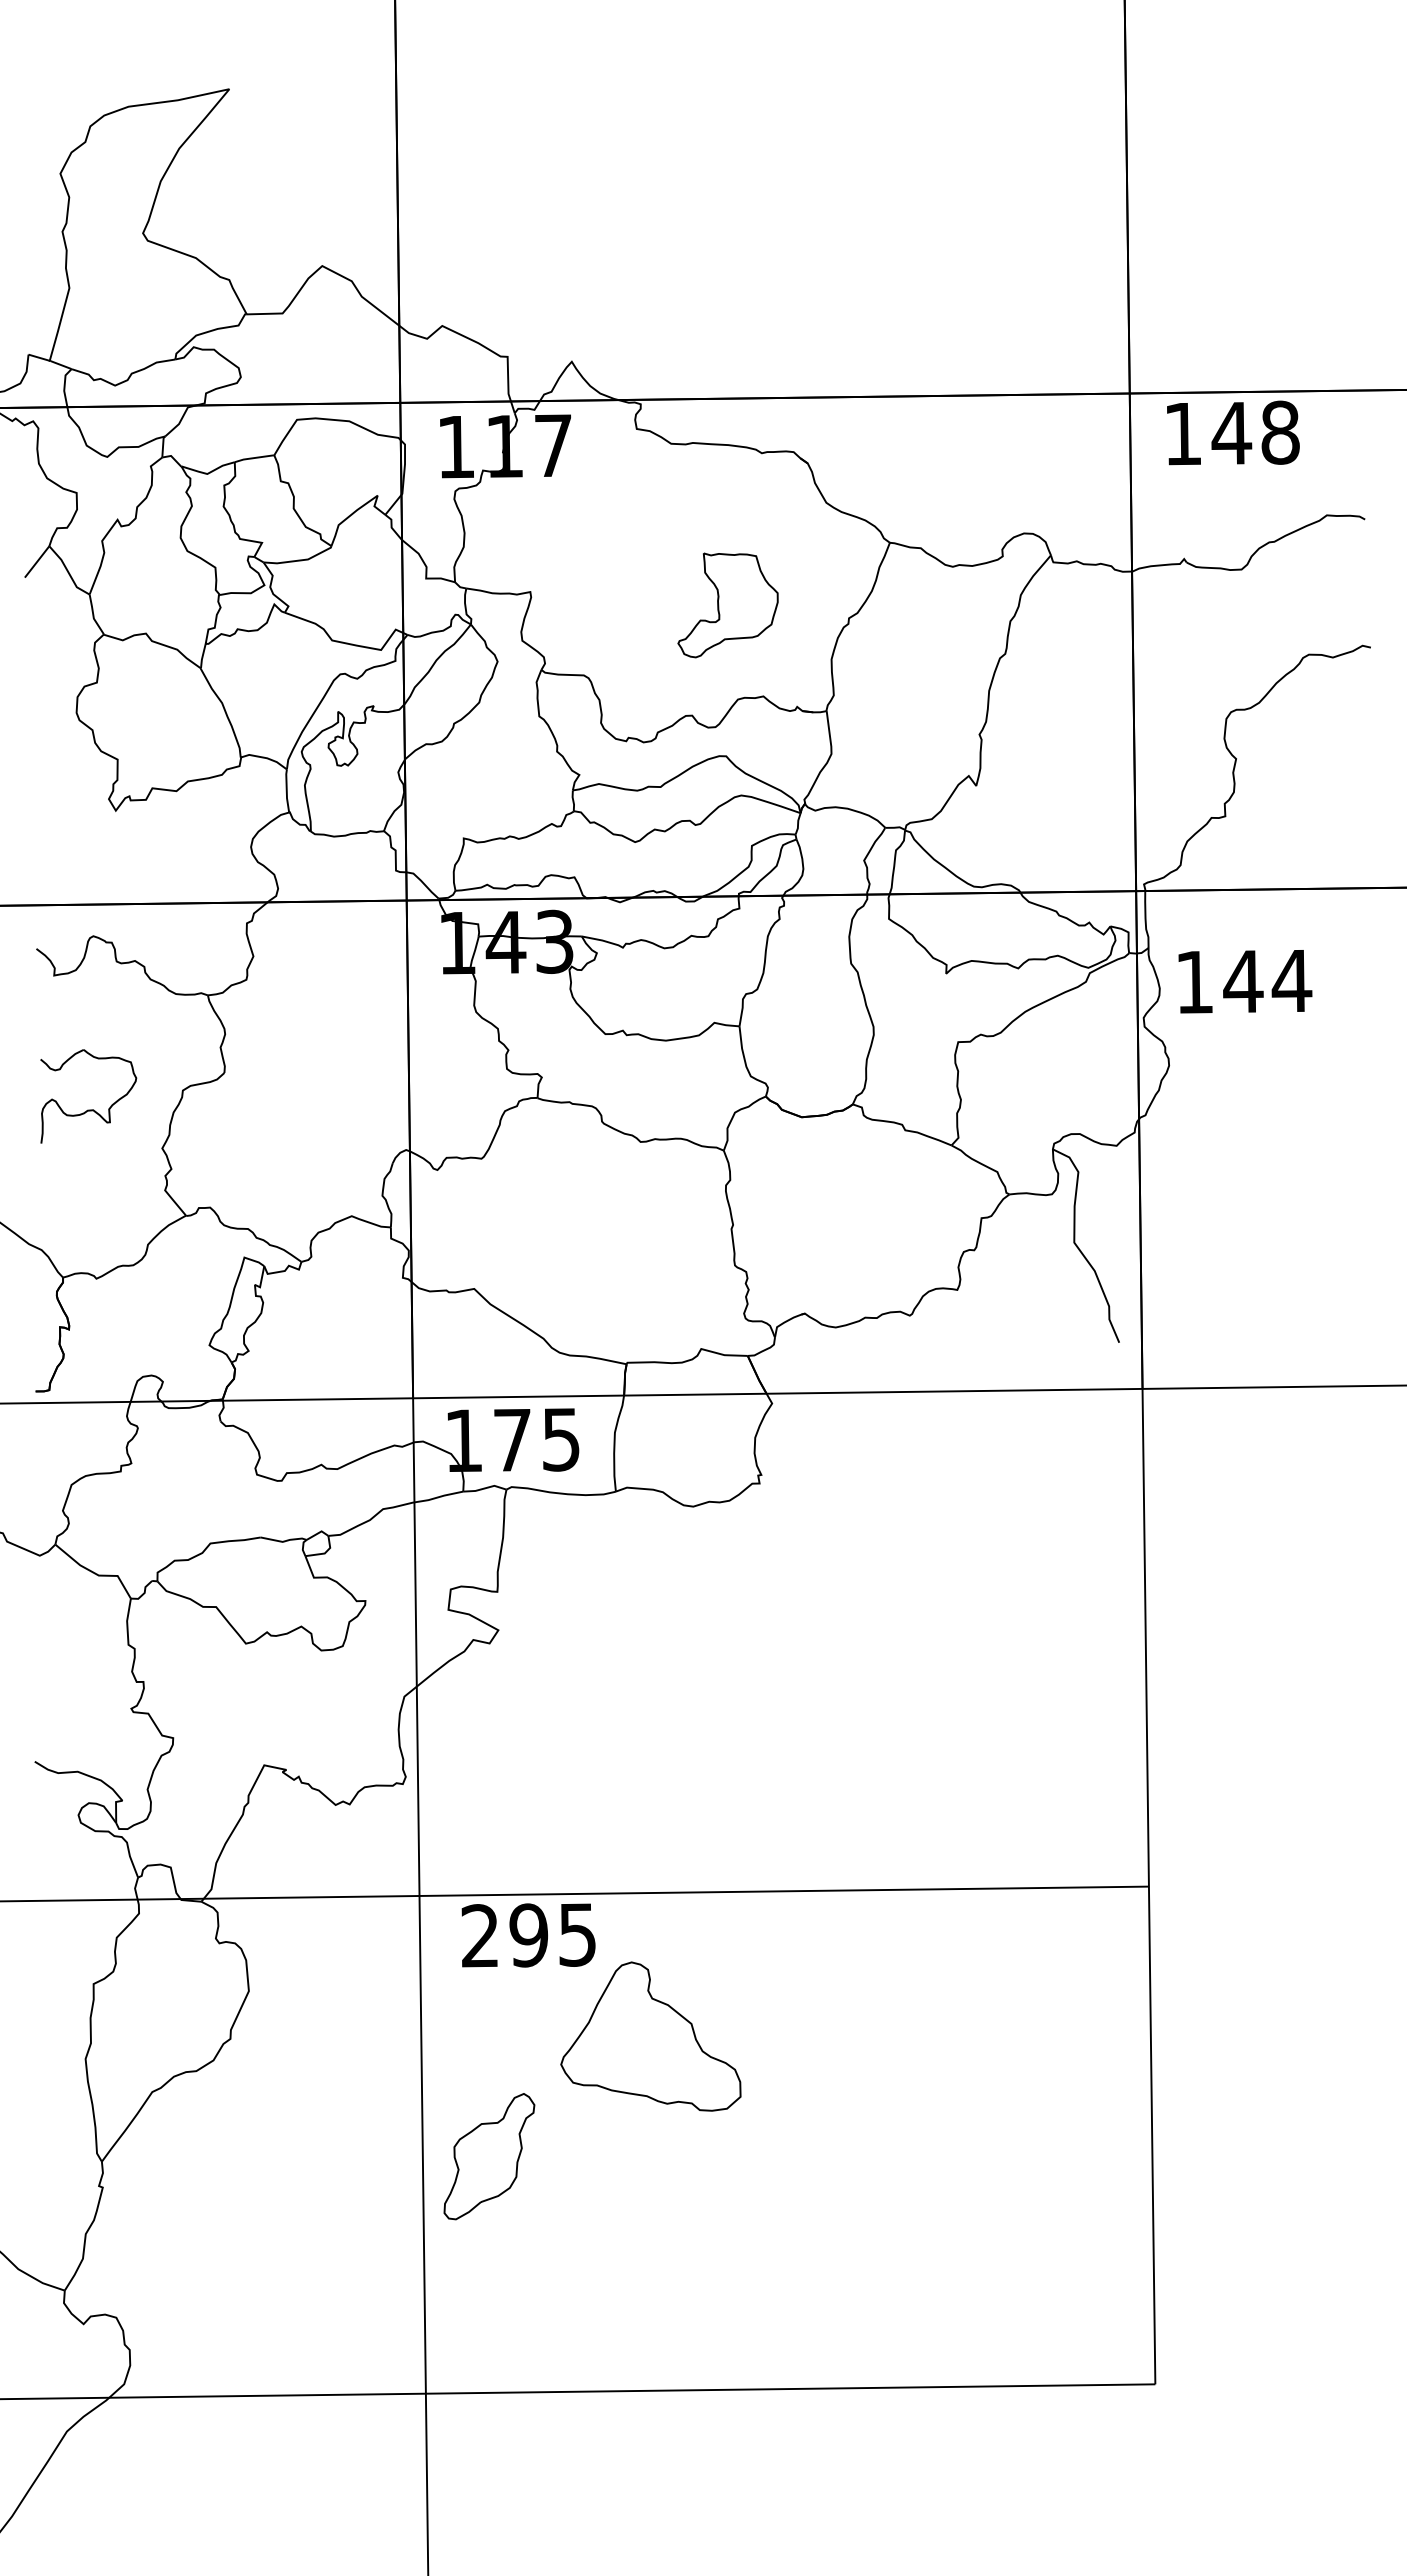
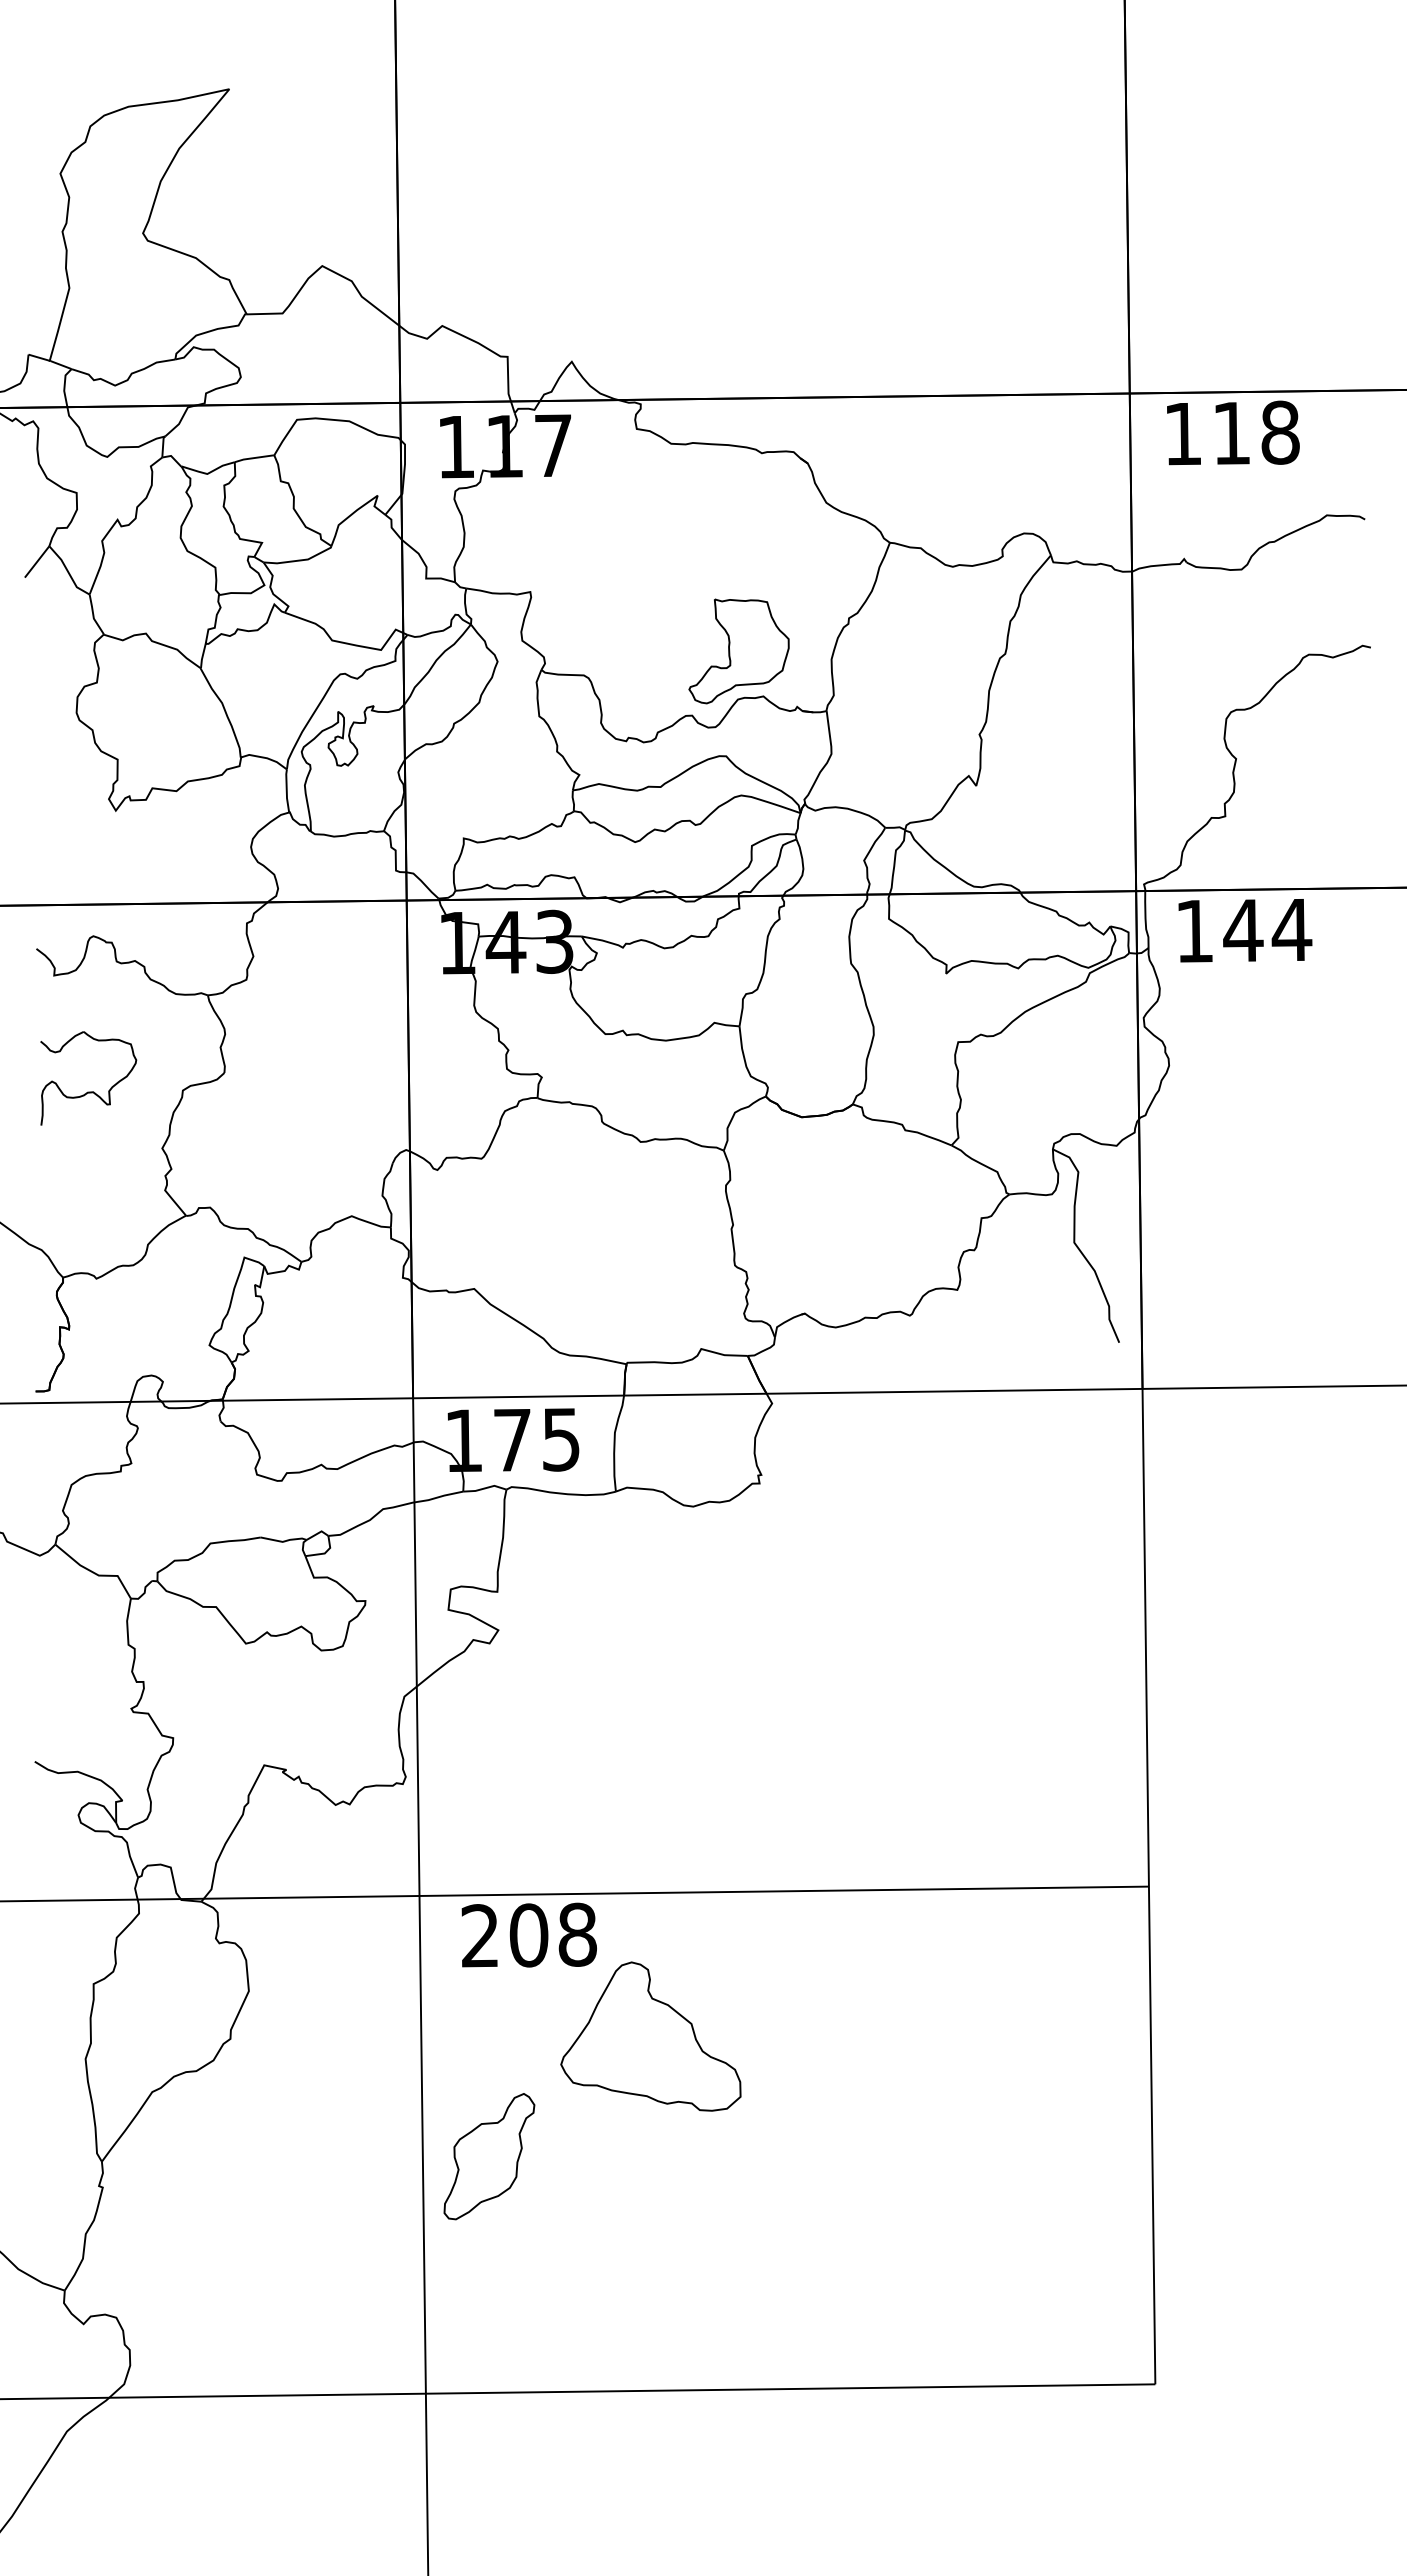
text: 148 -> 118 (1231, 433)
part position: (727, 605) -> (738, 651) (738, 651)
text position: (1245, 981) -> (1245, 930) (1245, 930)
part position: (88, 1109) -> (88, 1091) (88, 1091)
text: 295 -> 208 (552, 1934)
